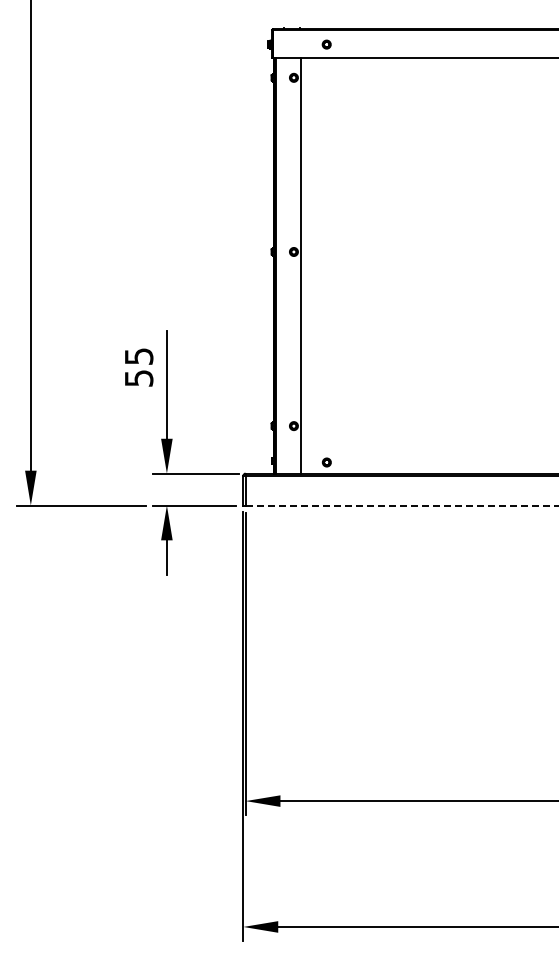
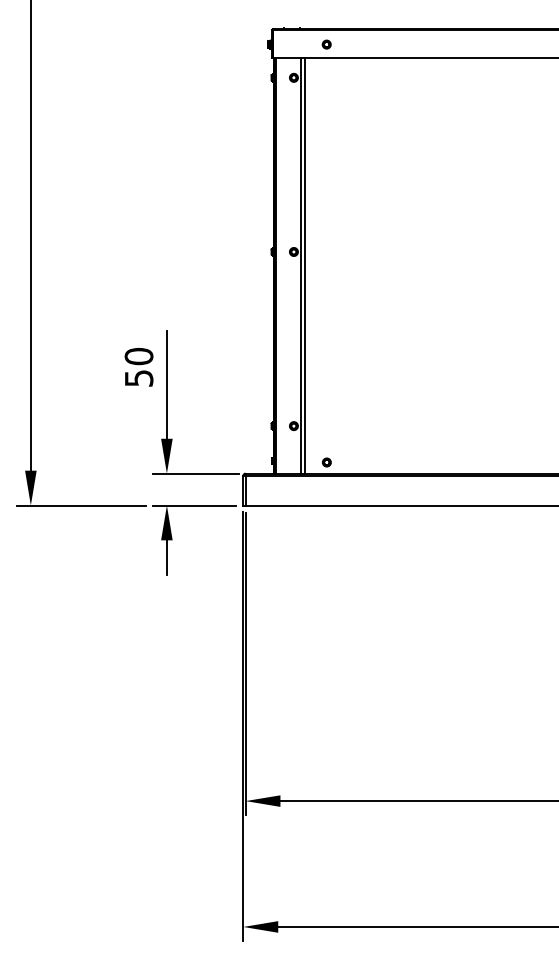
line: none -> present (304, 265)
text: 55 -> 50 (138, 356)
line: dashed -> solid (402, 505)
